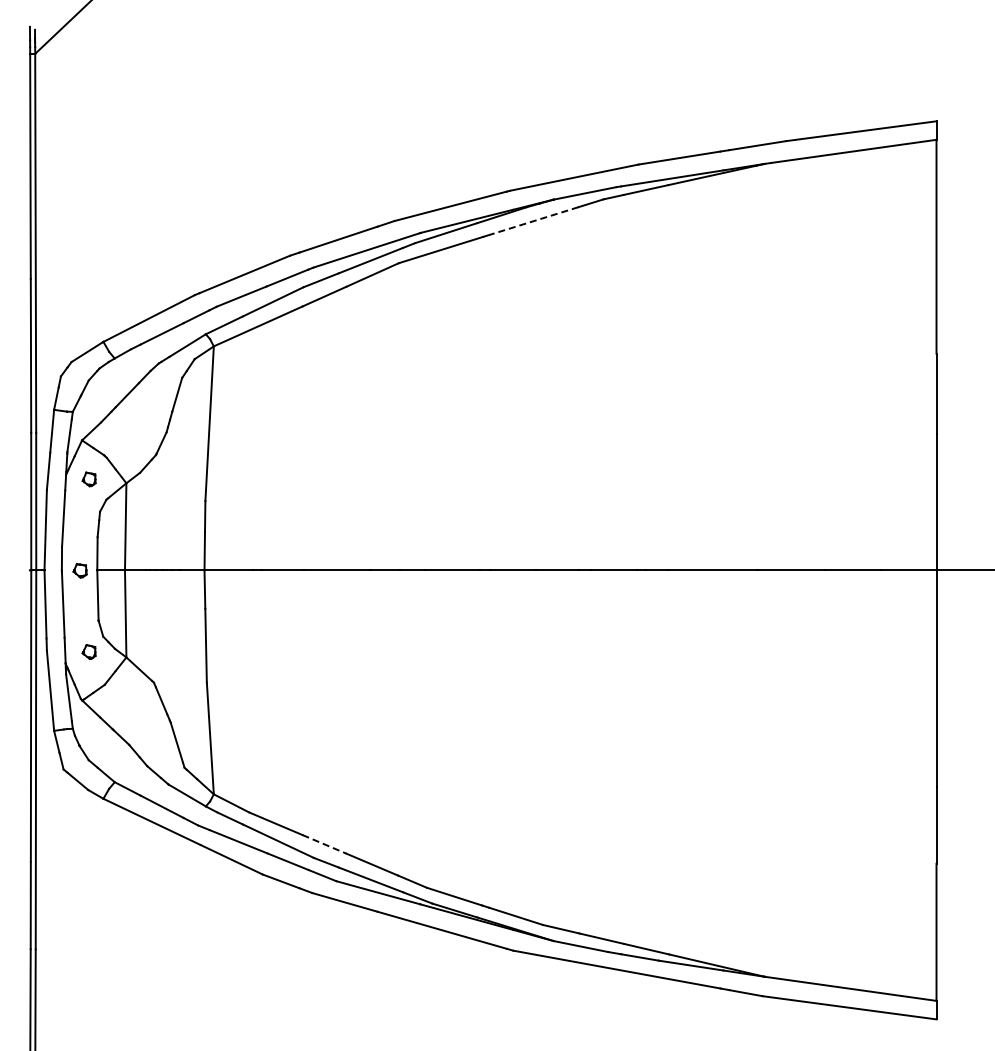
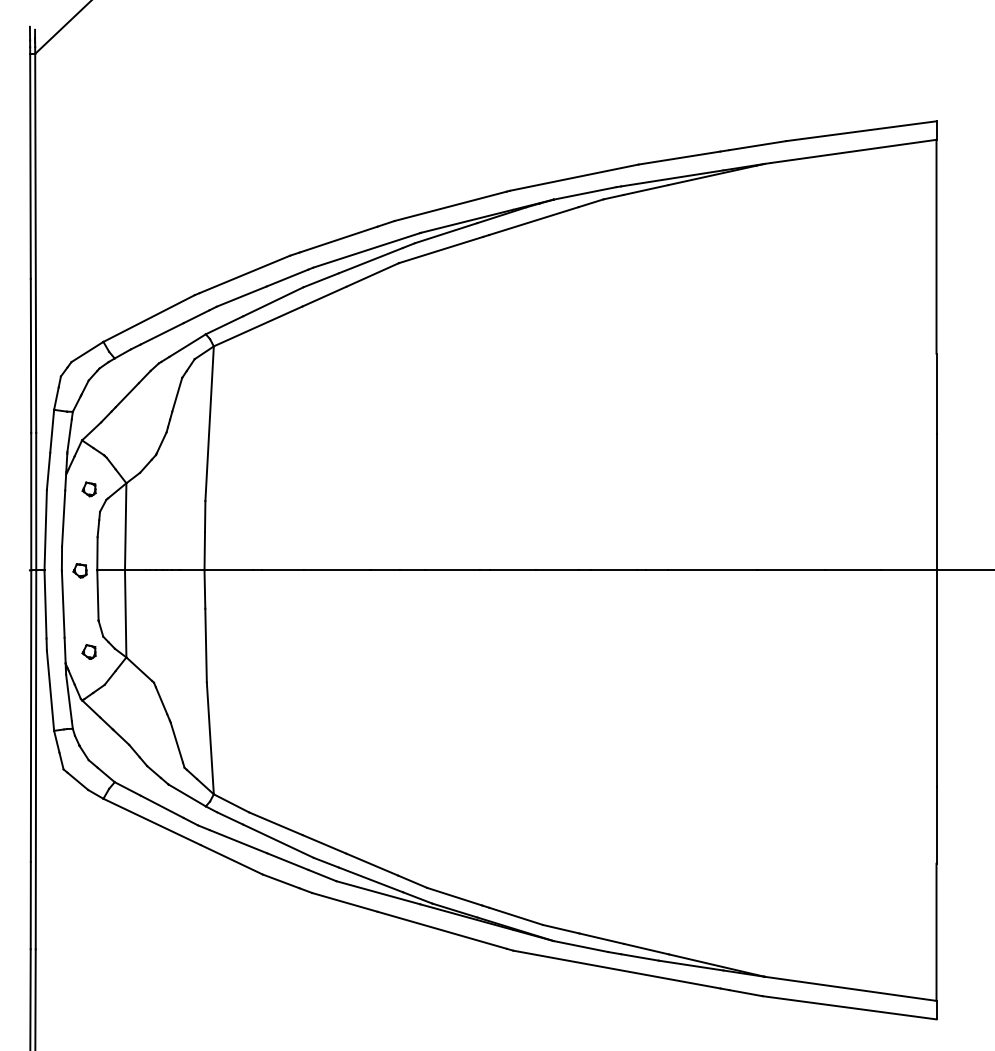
line: dashed -> solid (533, 221)
part position: (88, 479) -> (88, 489) (88, 489)
line: dashed -> solid (324, 844)
